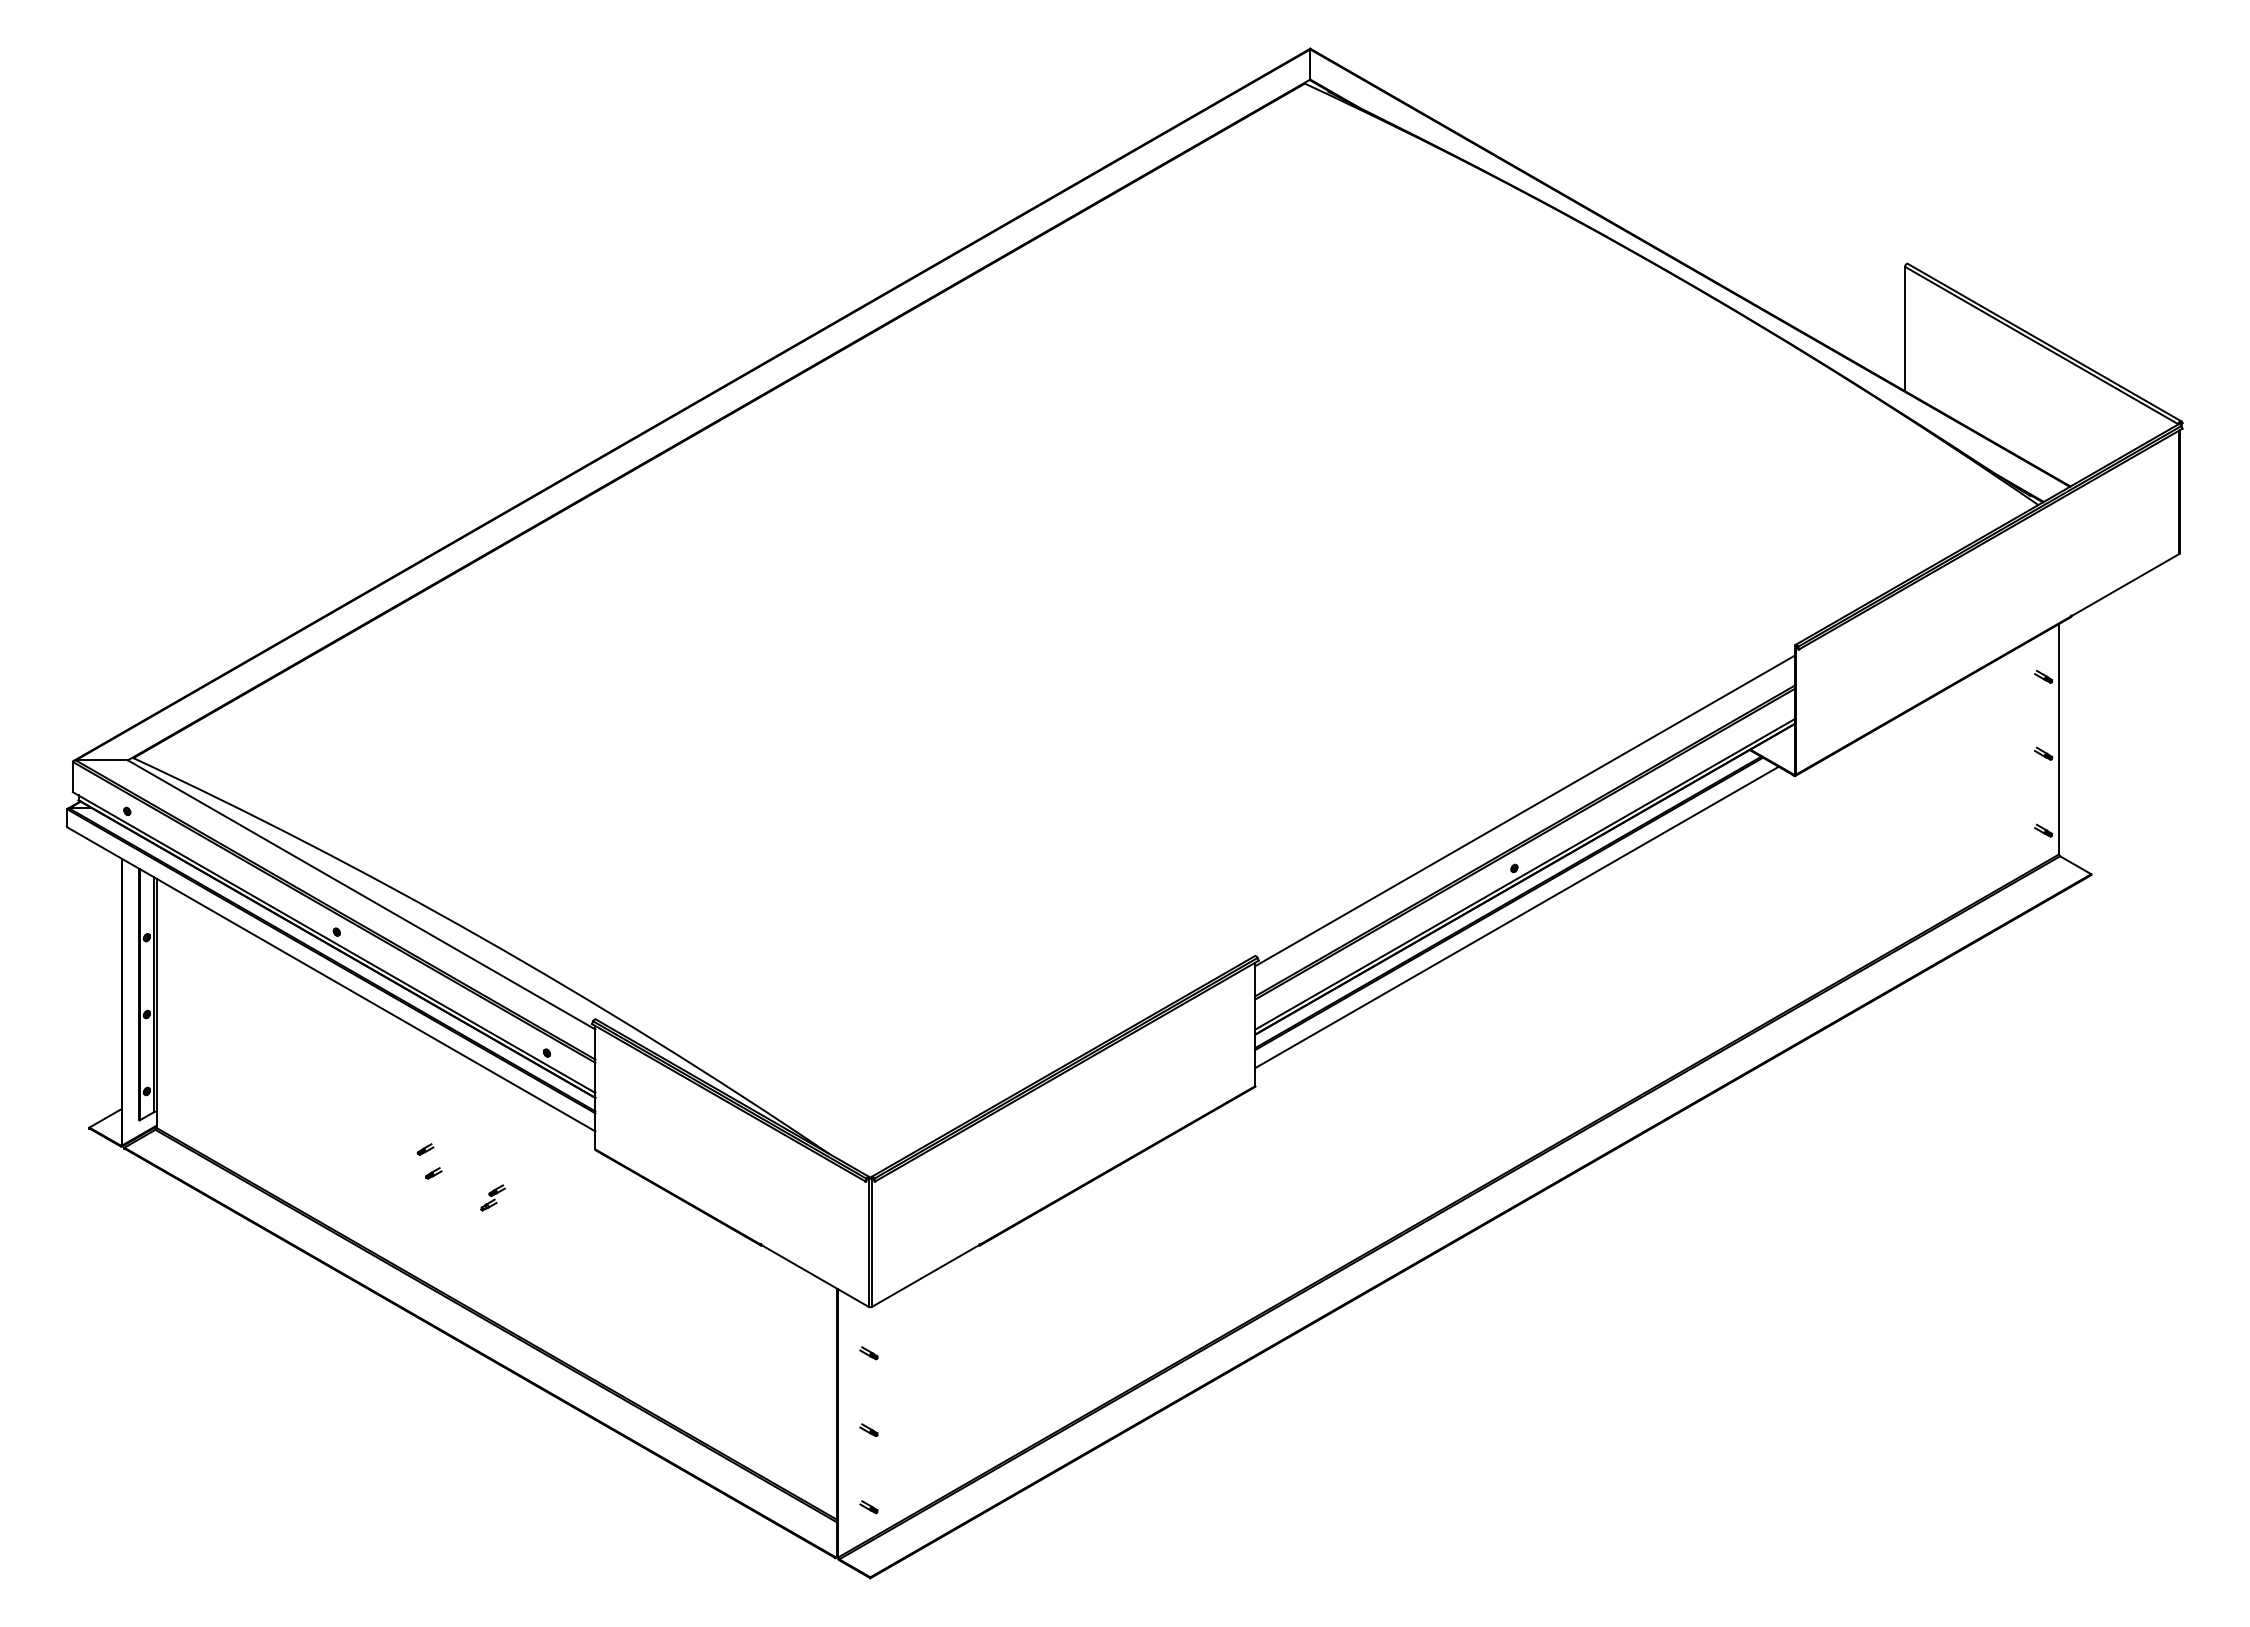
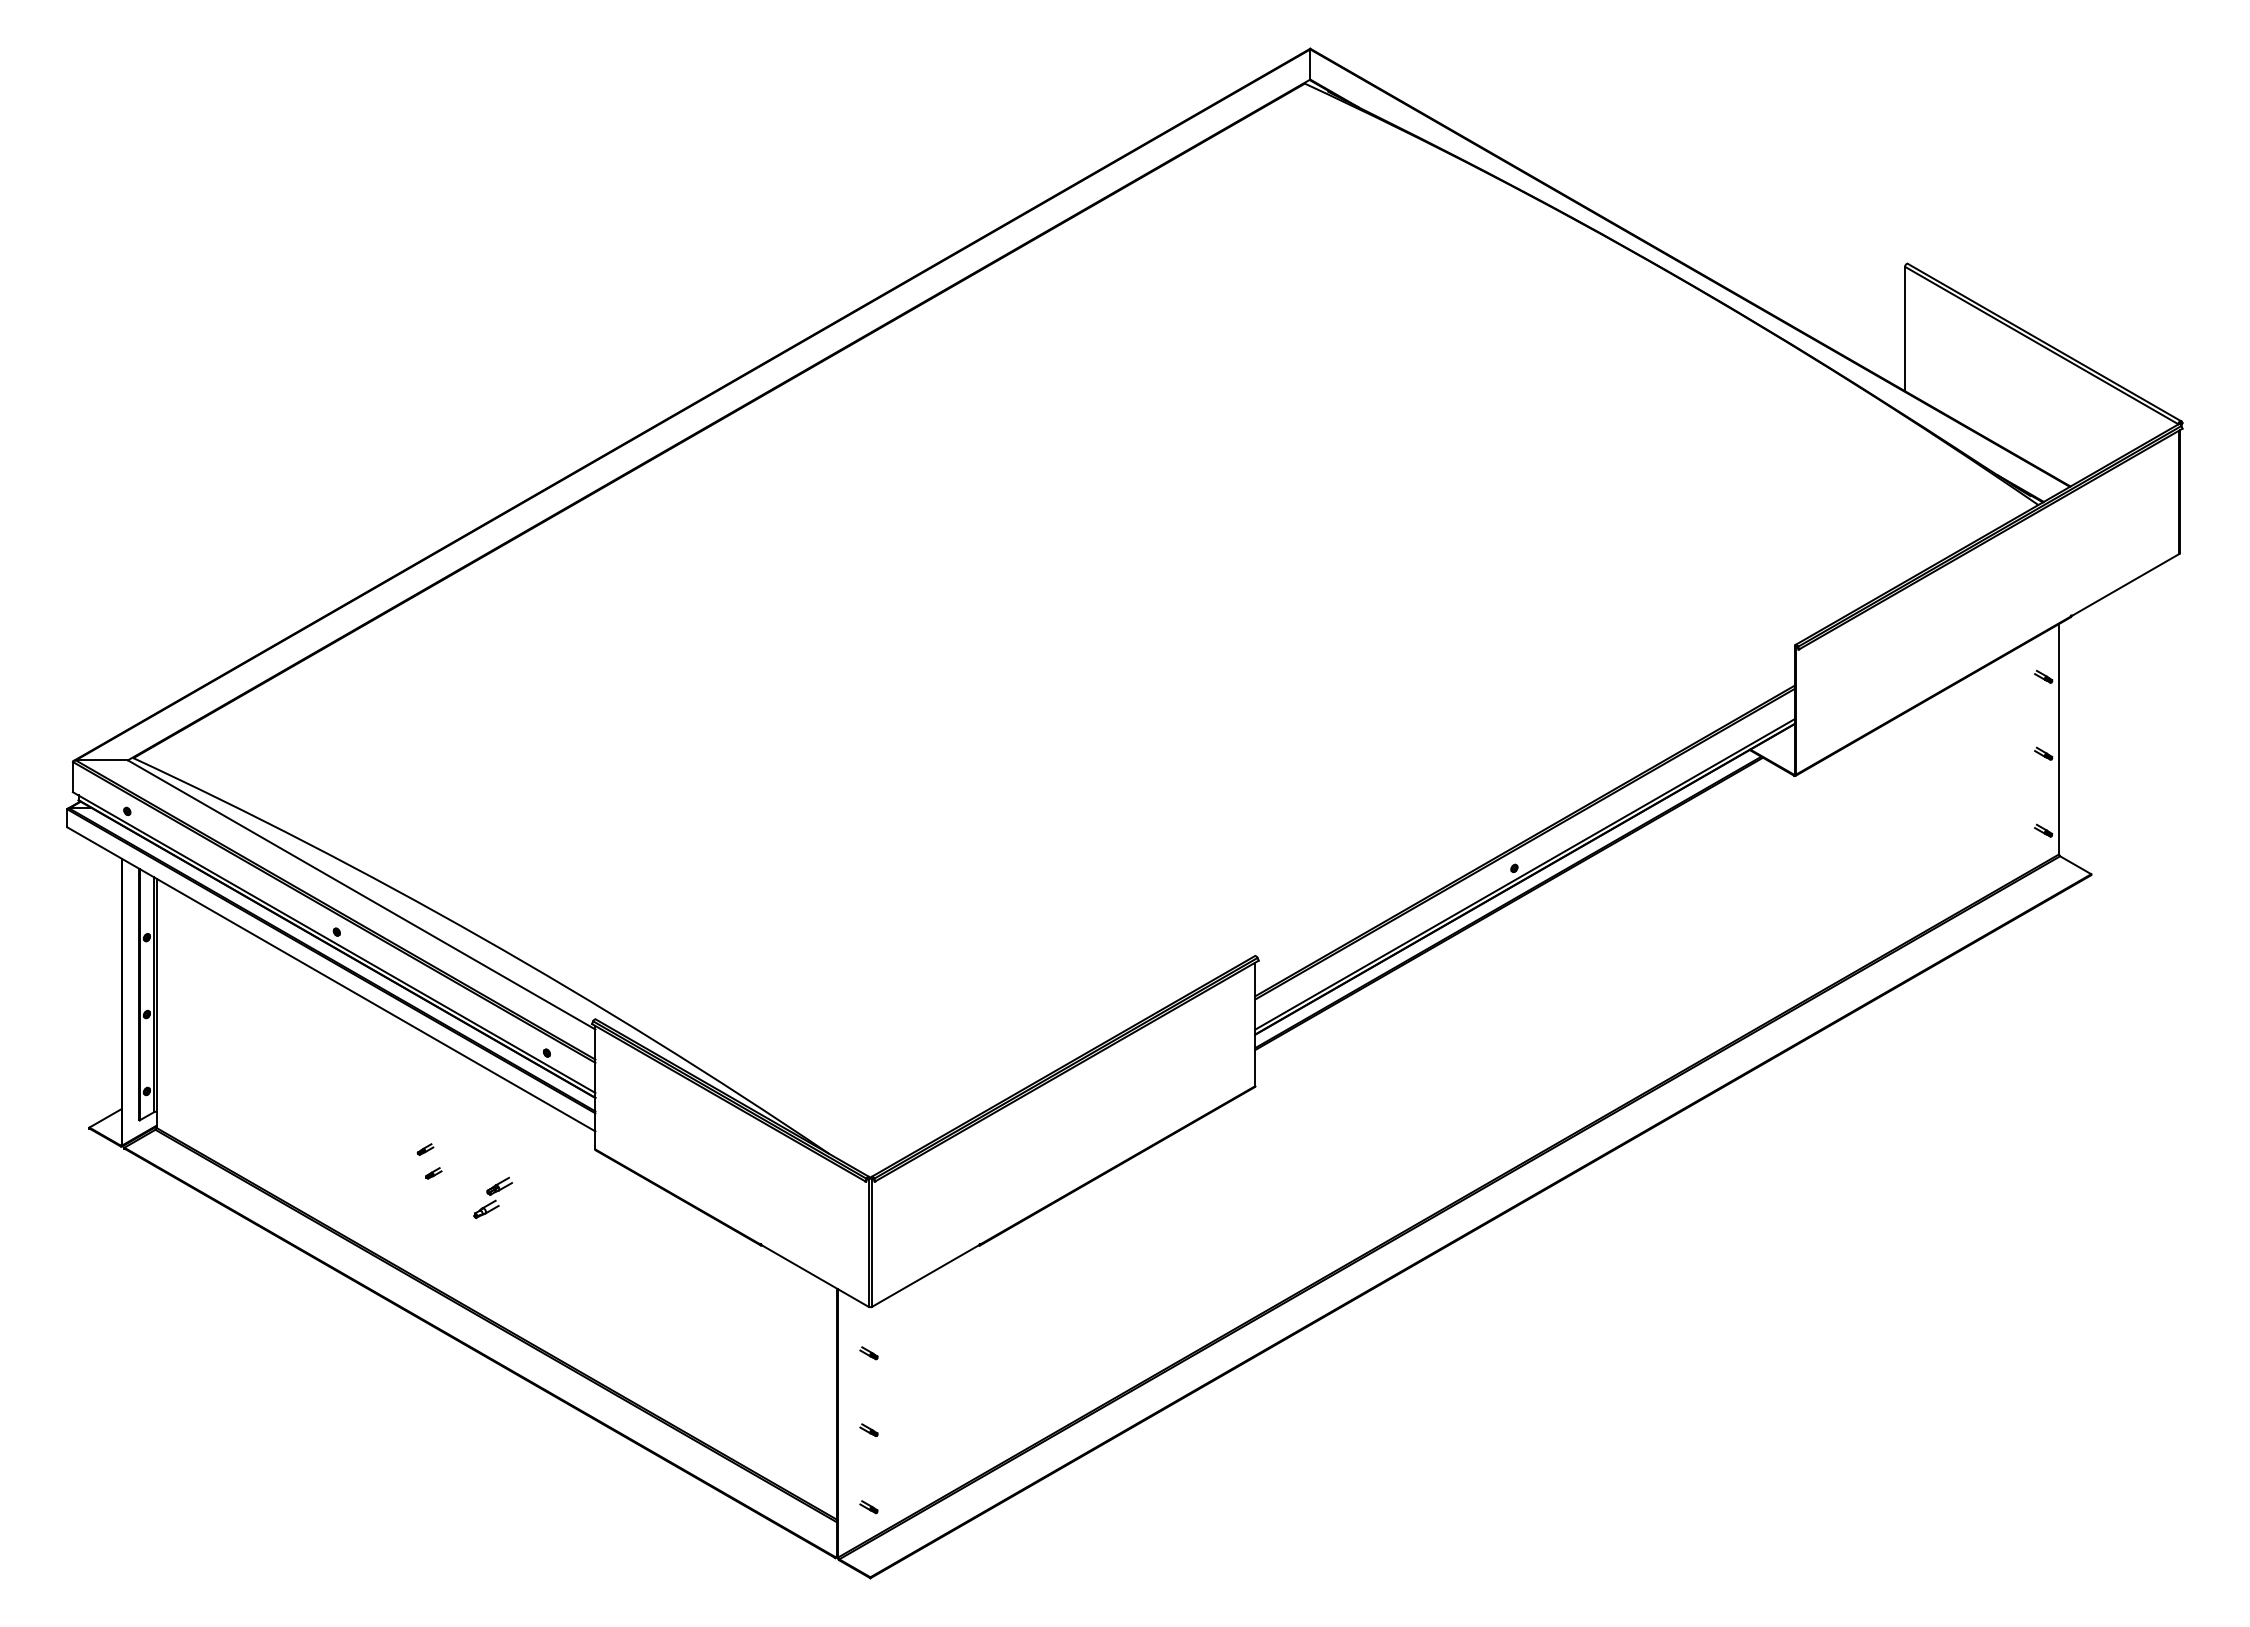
line: present -> none (1525, 810)
line: present -> none (1516, 917)
part size: 26x28 px -> 40x43 px (492, 1197)
